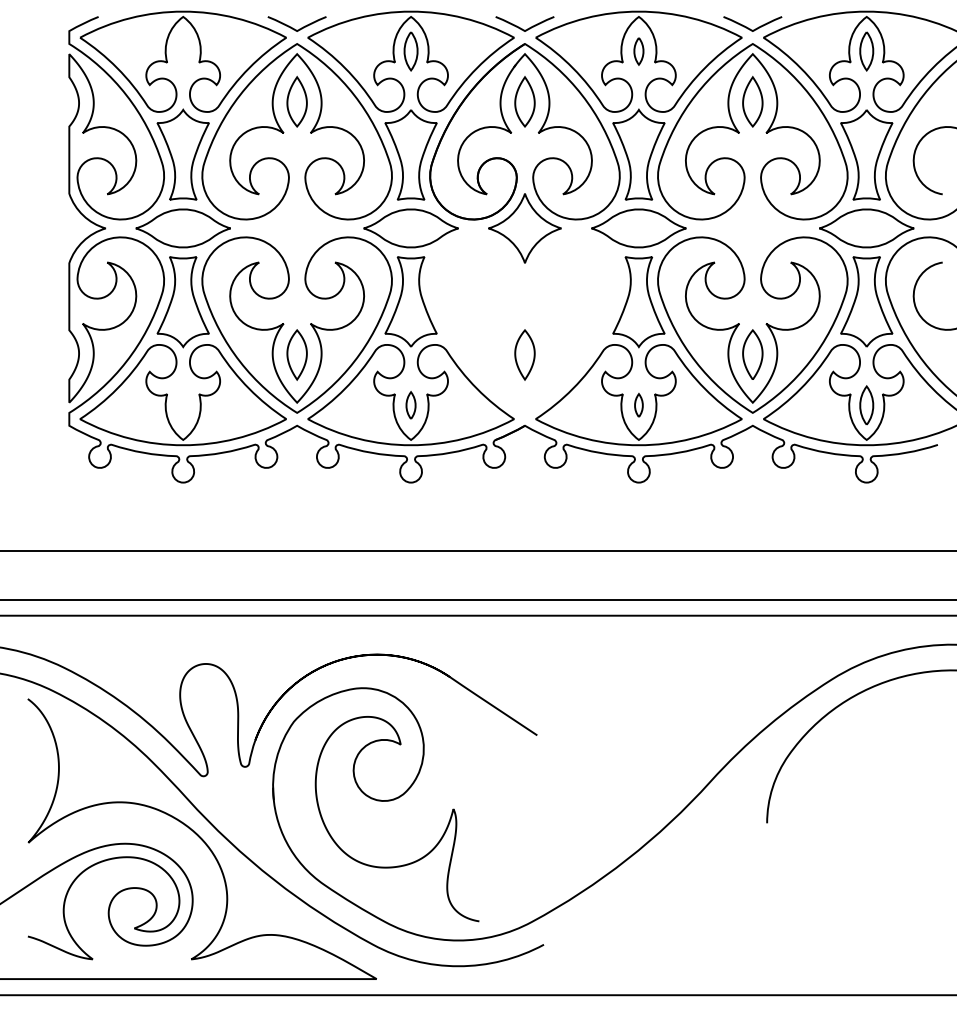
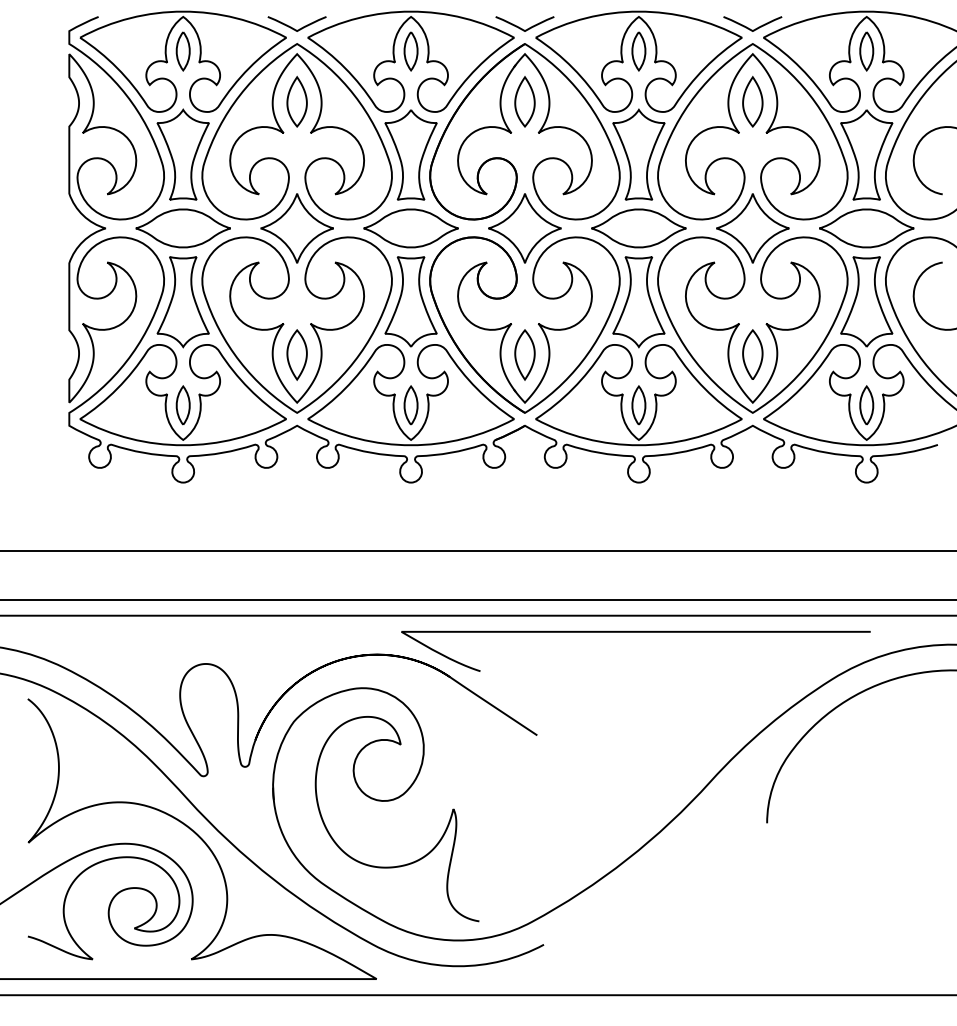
part: none -> present (182, 51)
part size: 12x29 px -> 16x41 px (638, 51)
part: none -> present (296, 228)
part: none -> present (752, 228)
part: none -> present (512, 324)
part size: 10x26 px -> 16x41 px (638, 405)
part: none -> present (182, 405)
part size: 12x29 px -> 16x41 px (410, 405)
curve: none -> present (635, 632)
